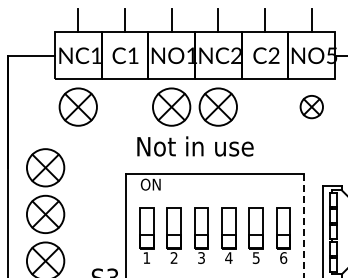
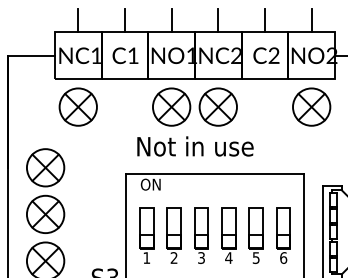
text: NO5 -> NO2 (331, 55)
part size: 25x25 px -> 40x40 px (311, 106)
line: dashed -> solid (304, 225)
